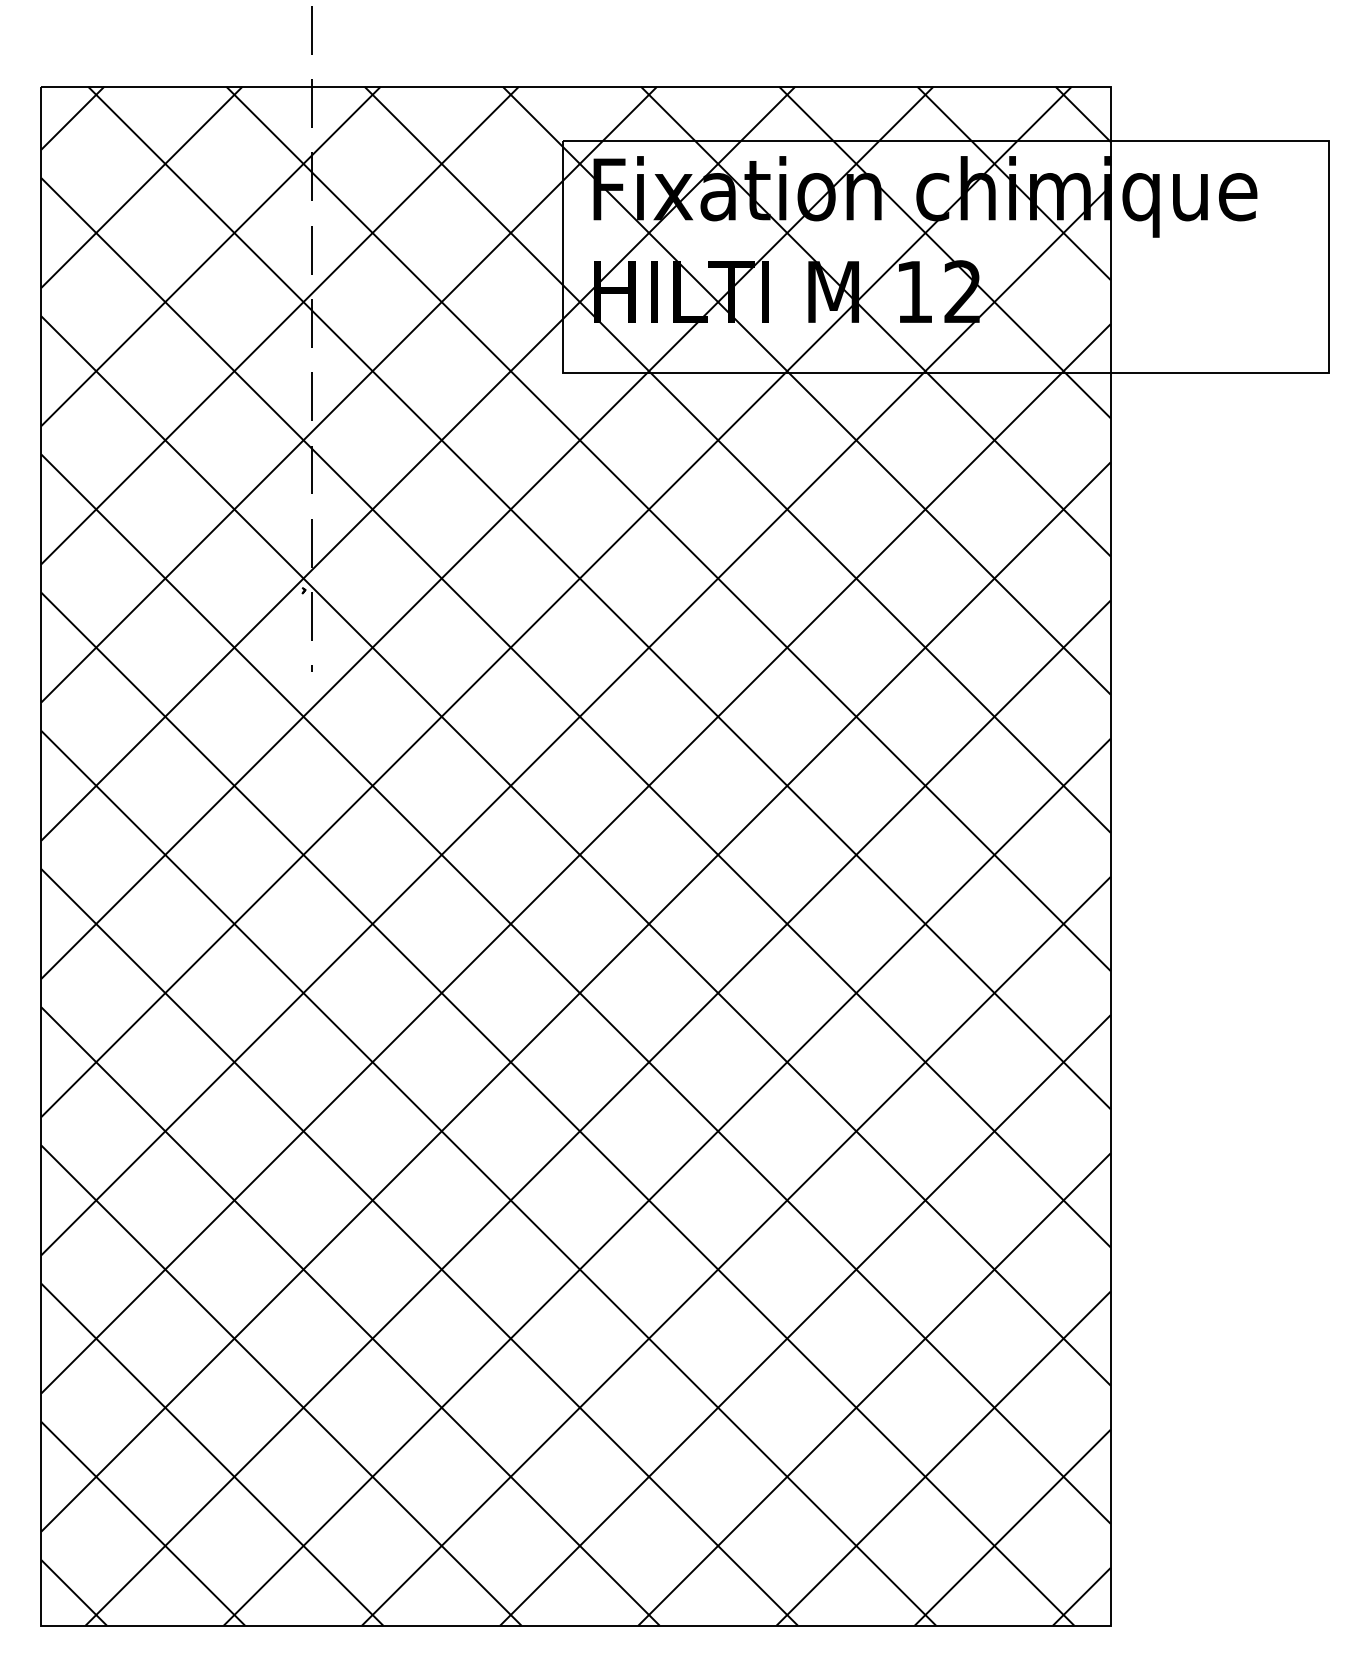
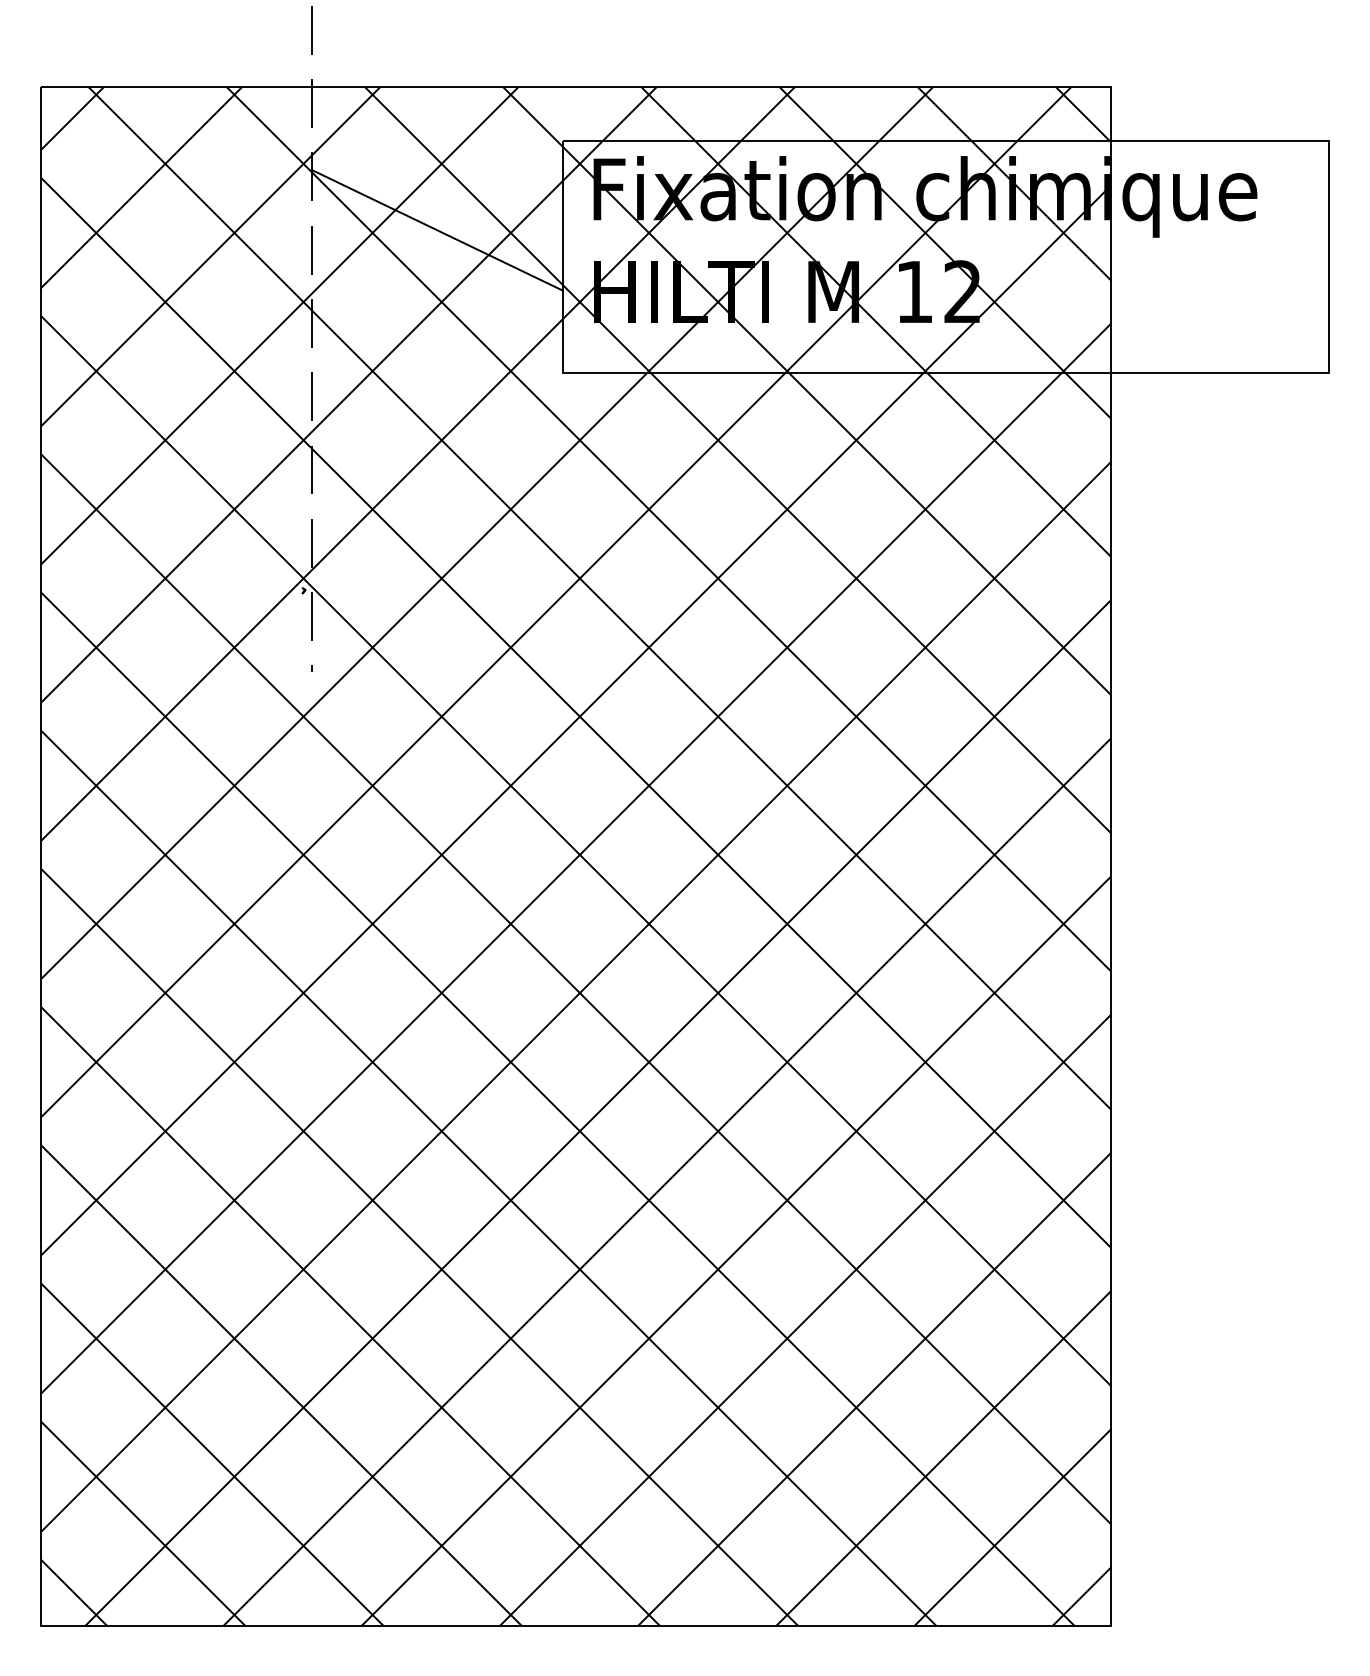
line: none -> present (437, 230)
